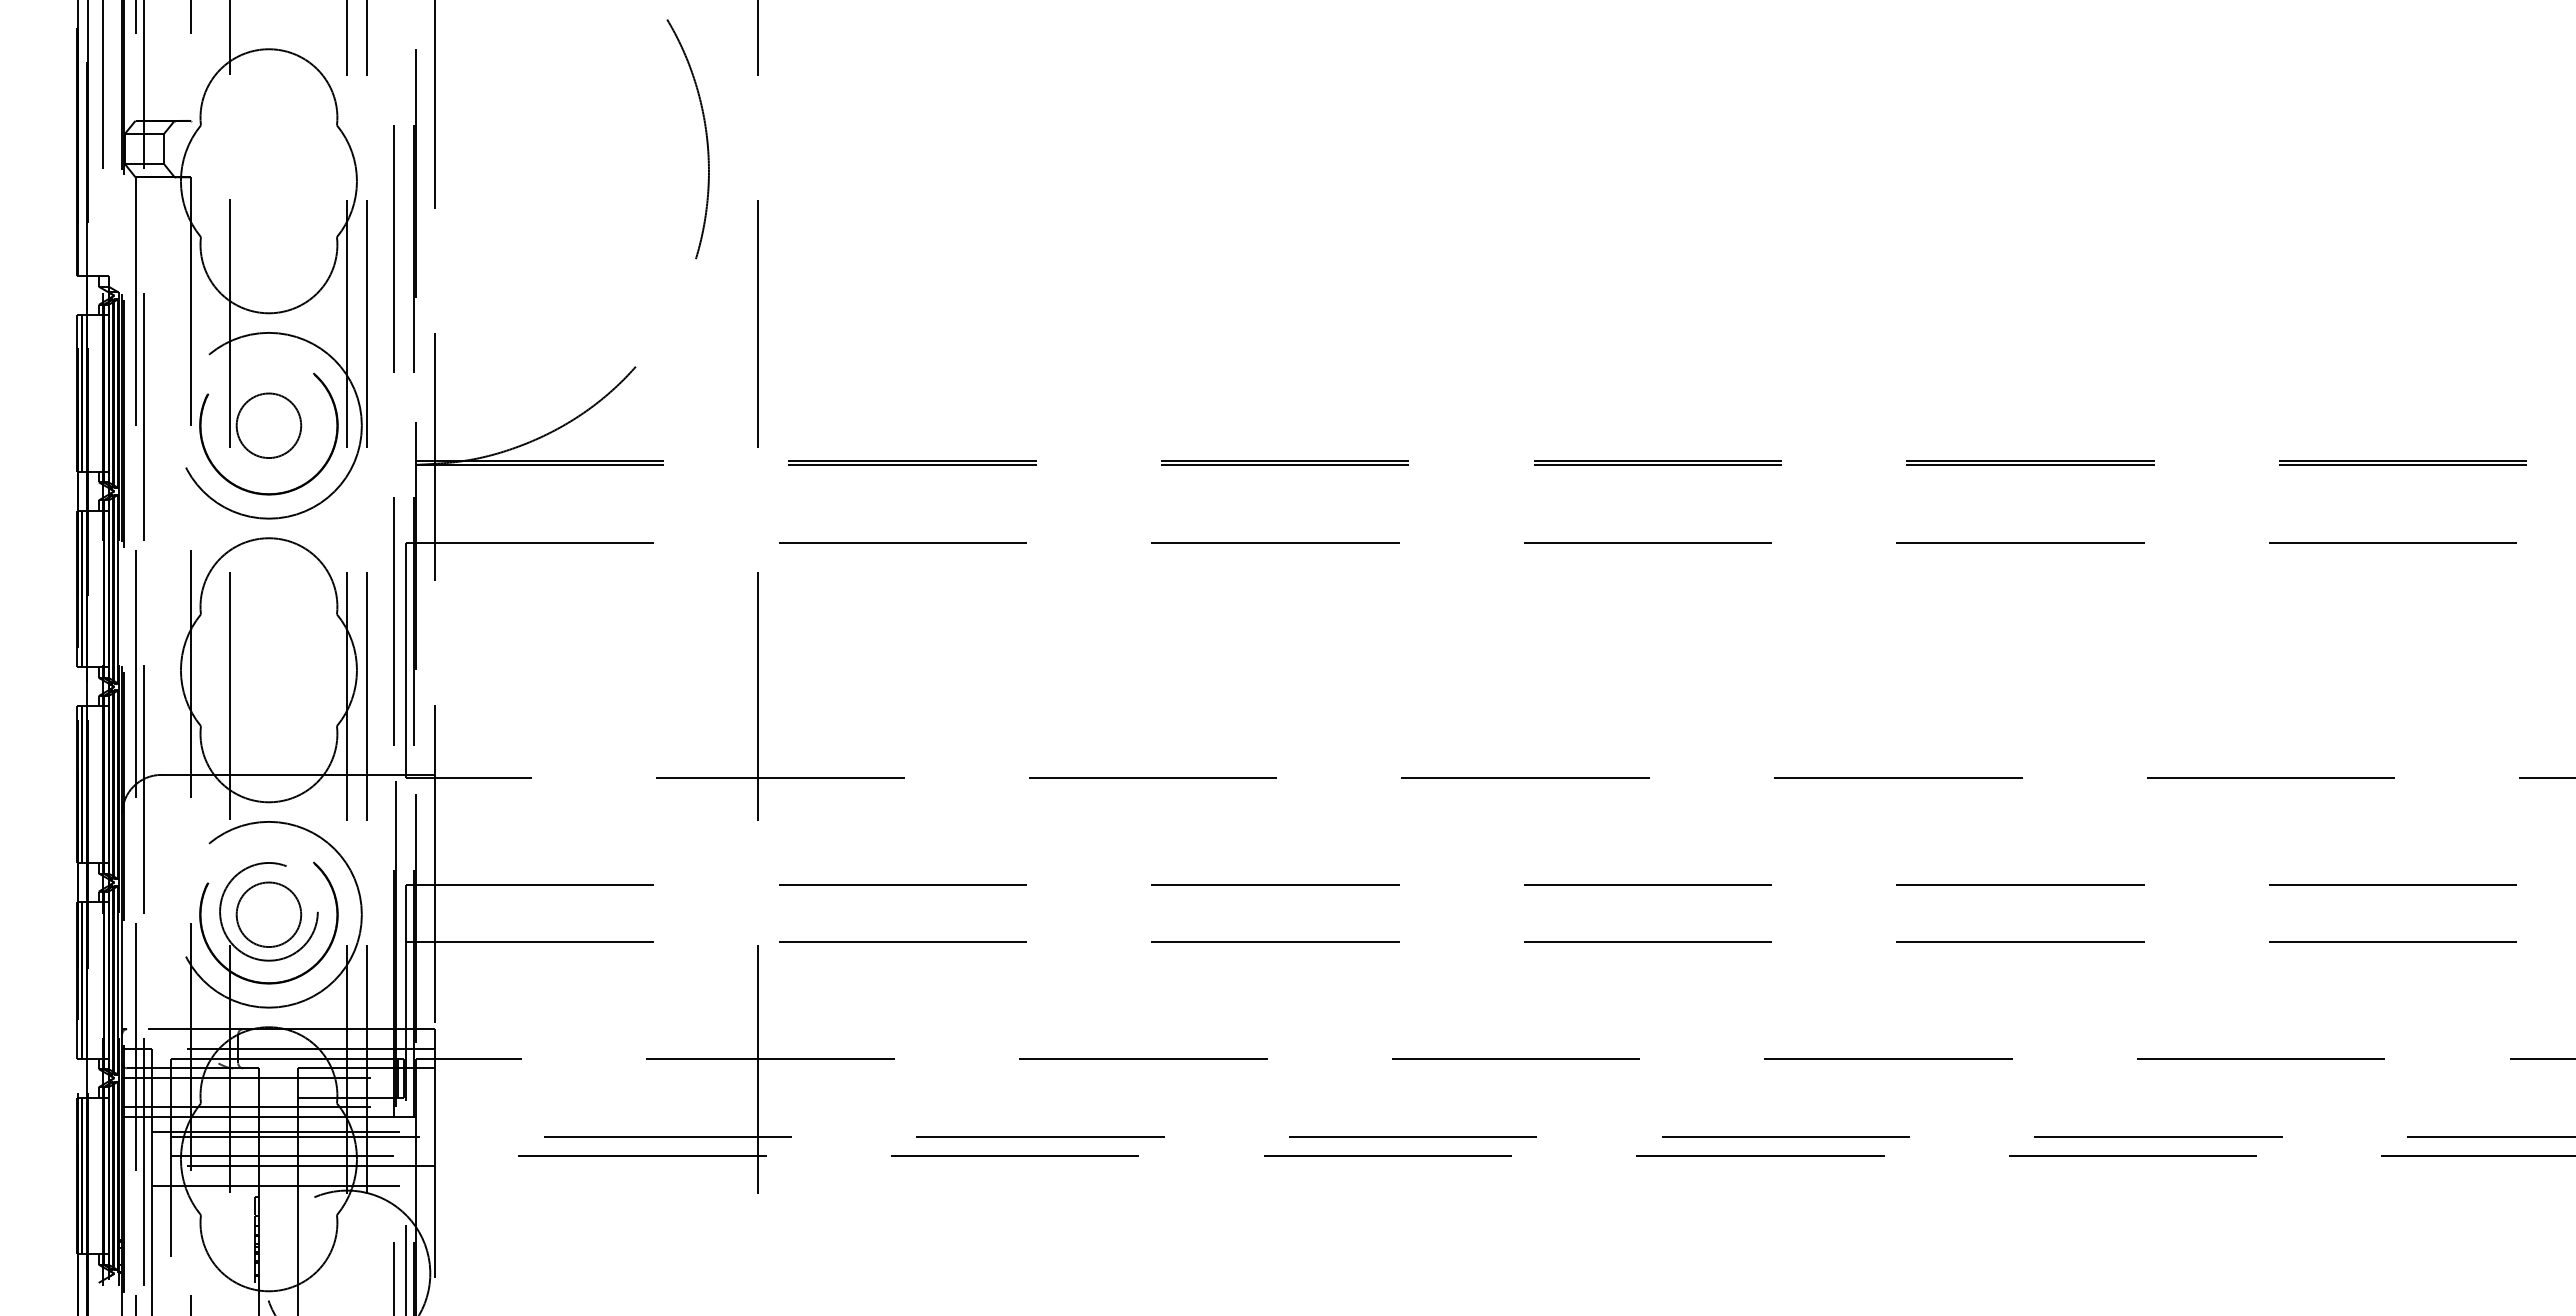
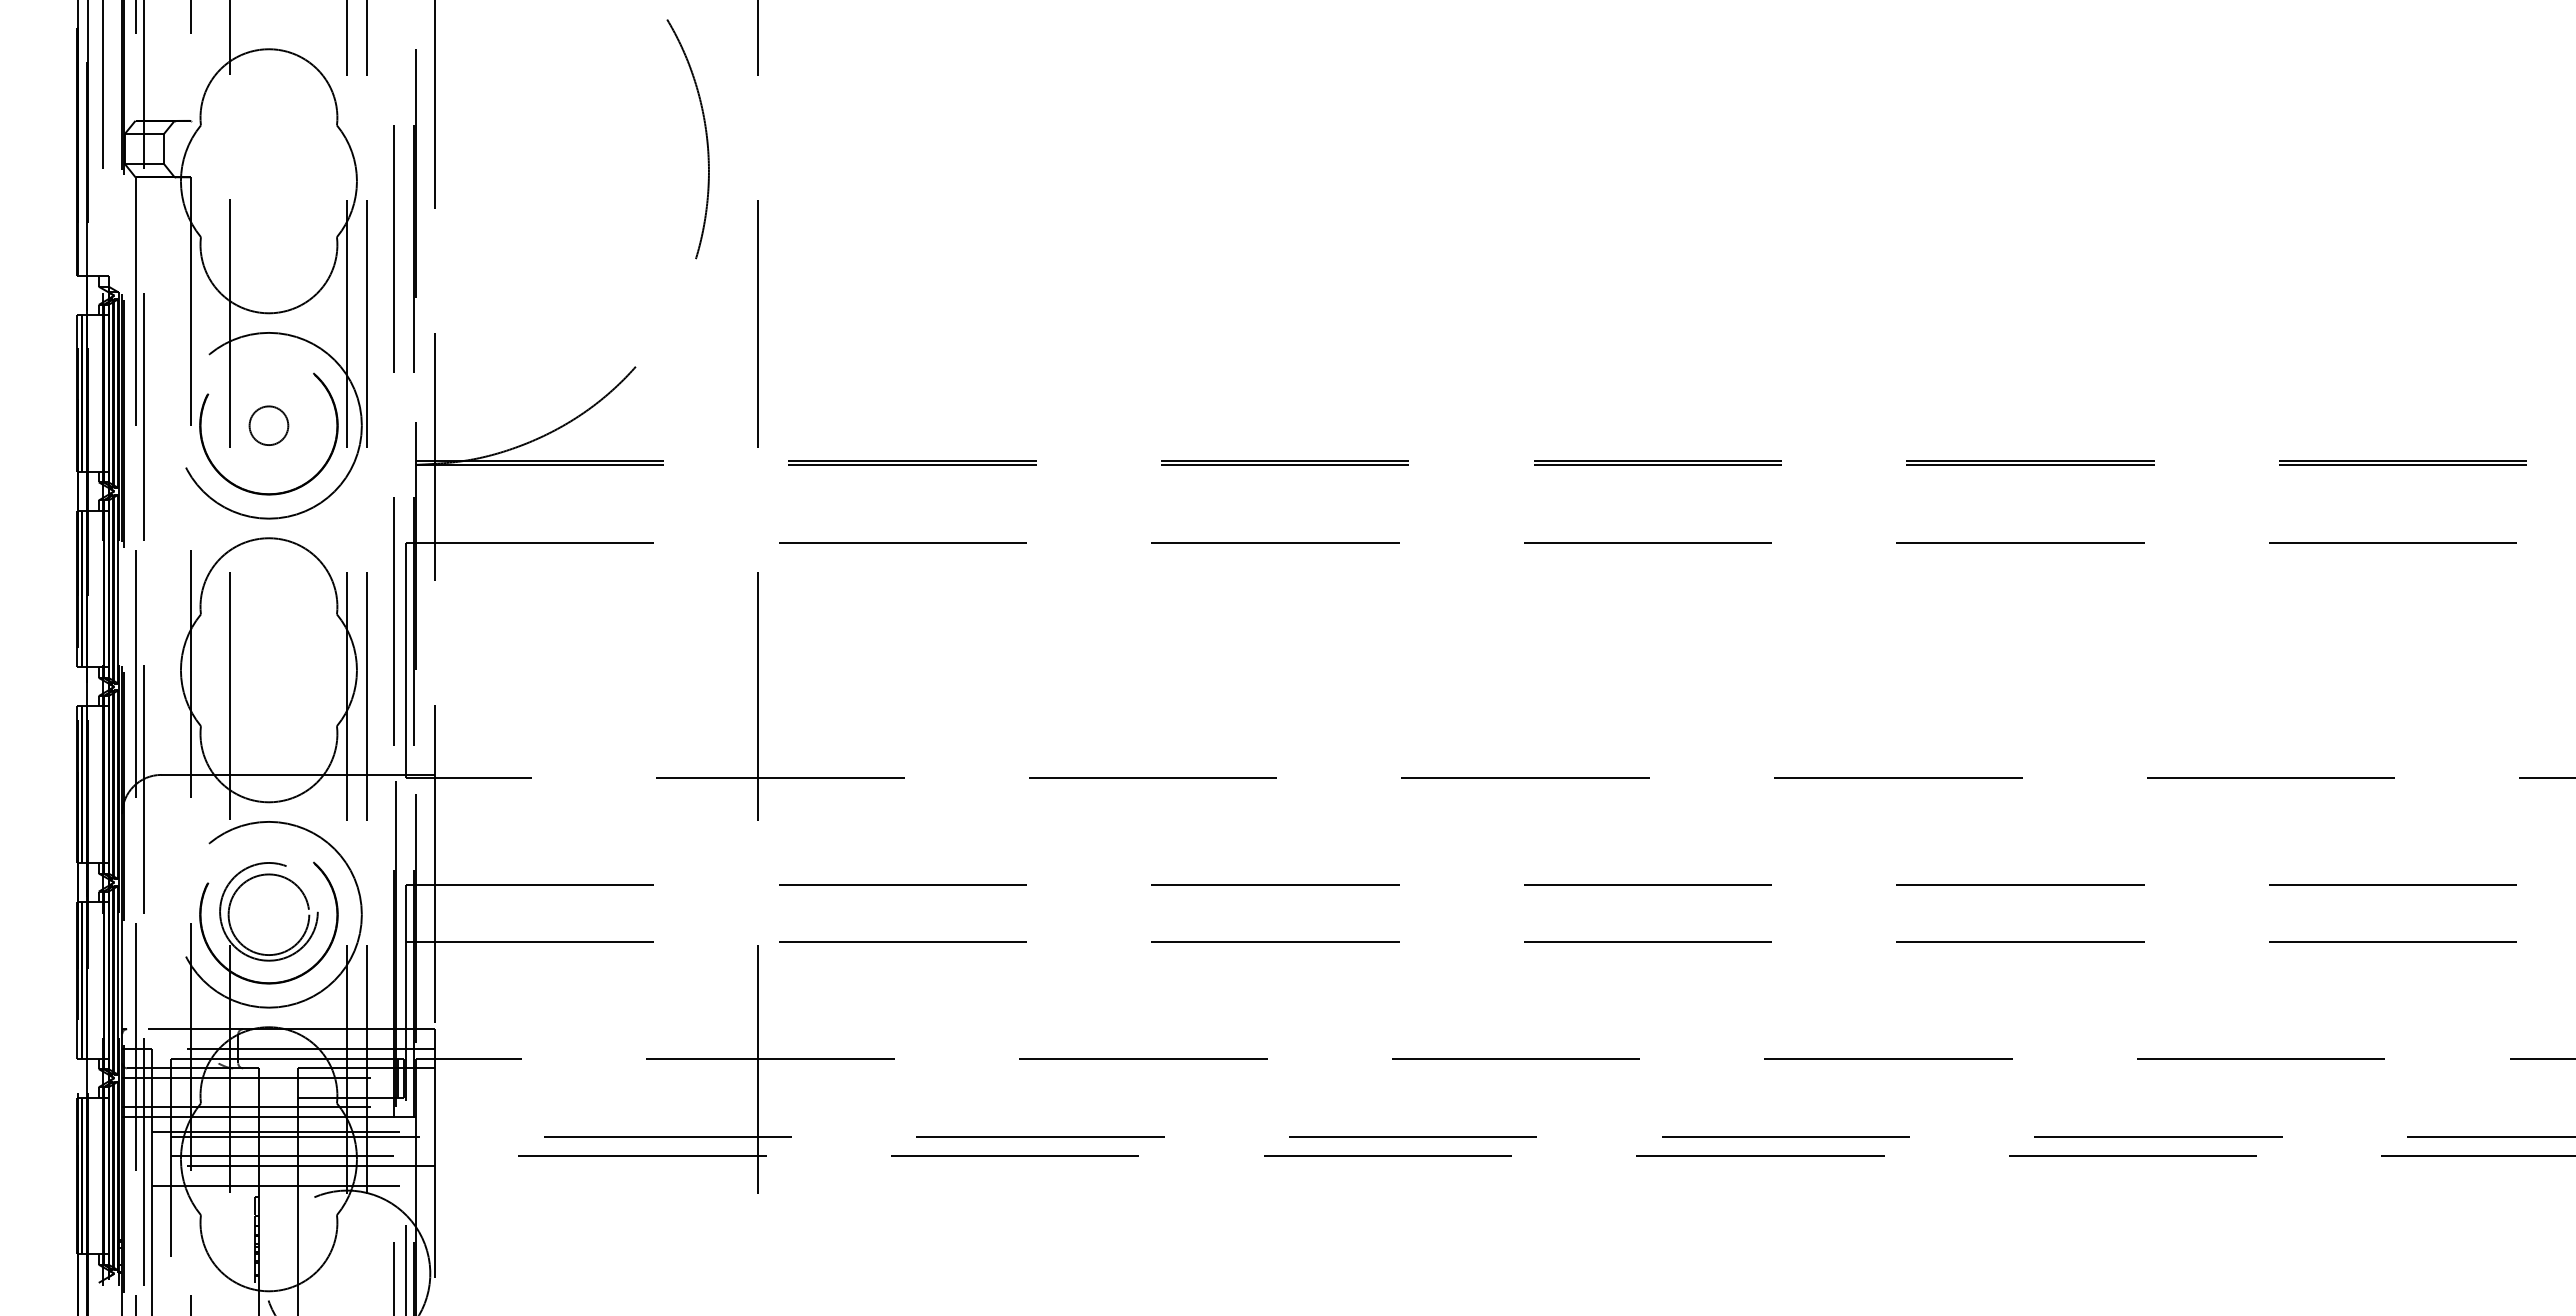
circle diameter: 65 px -> 39 px (268, 425)
circle diameter: 65 px -> 81 px (268, 914)
